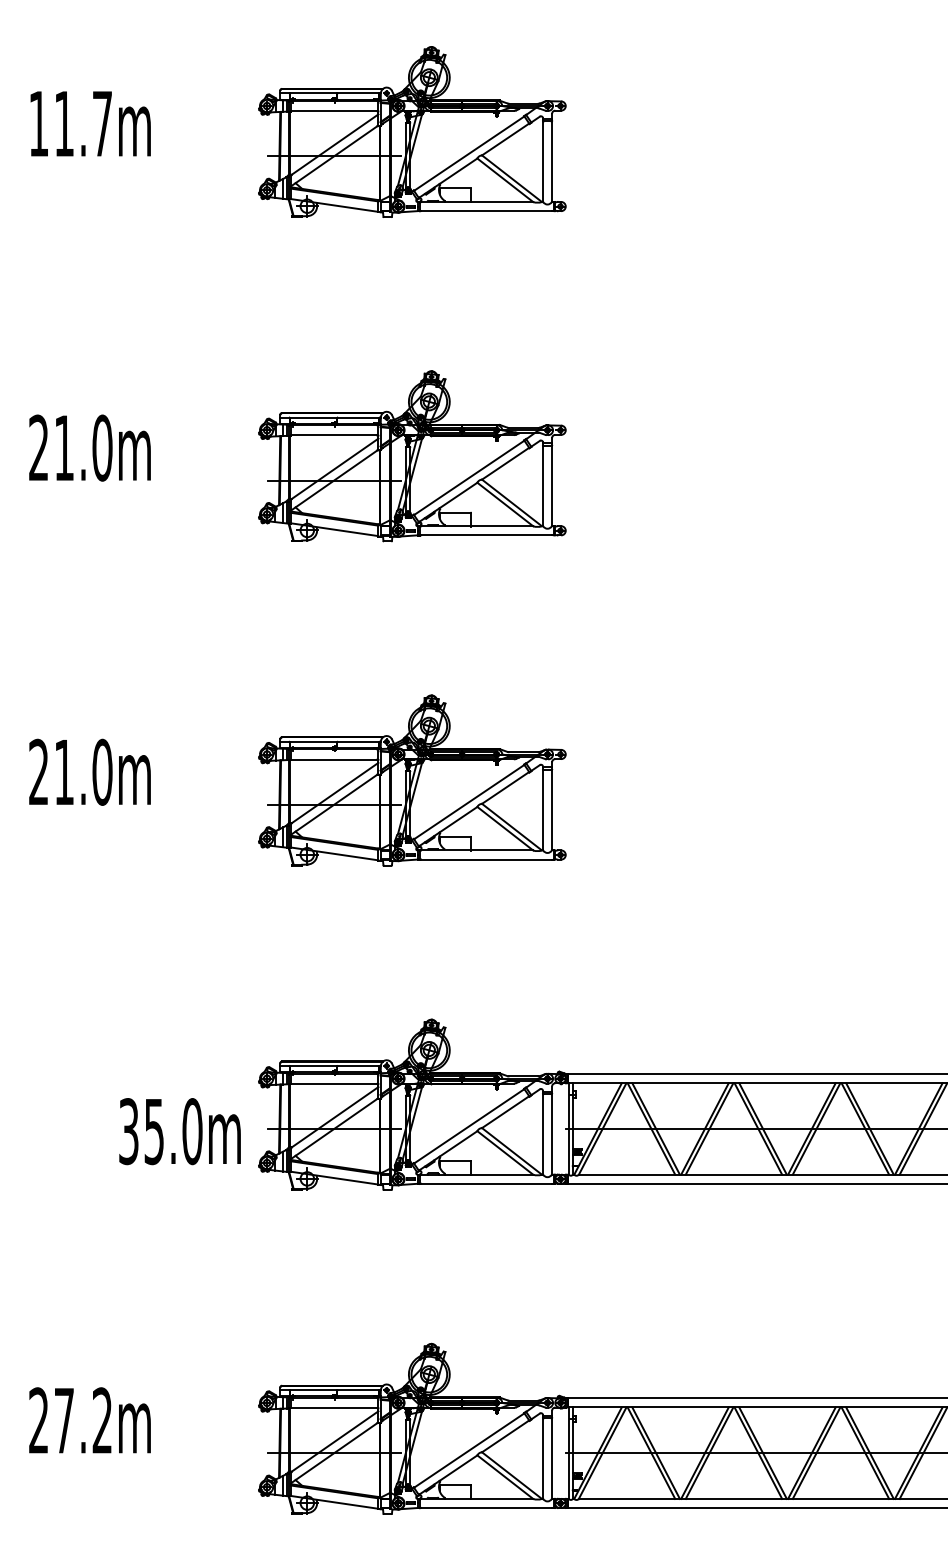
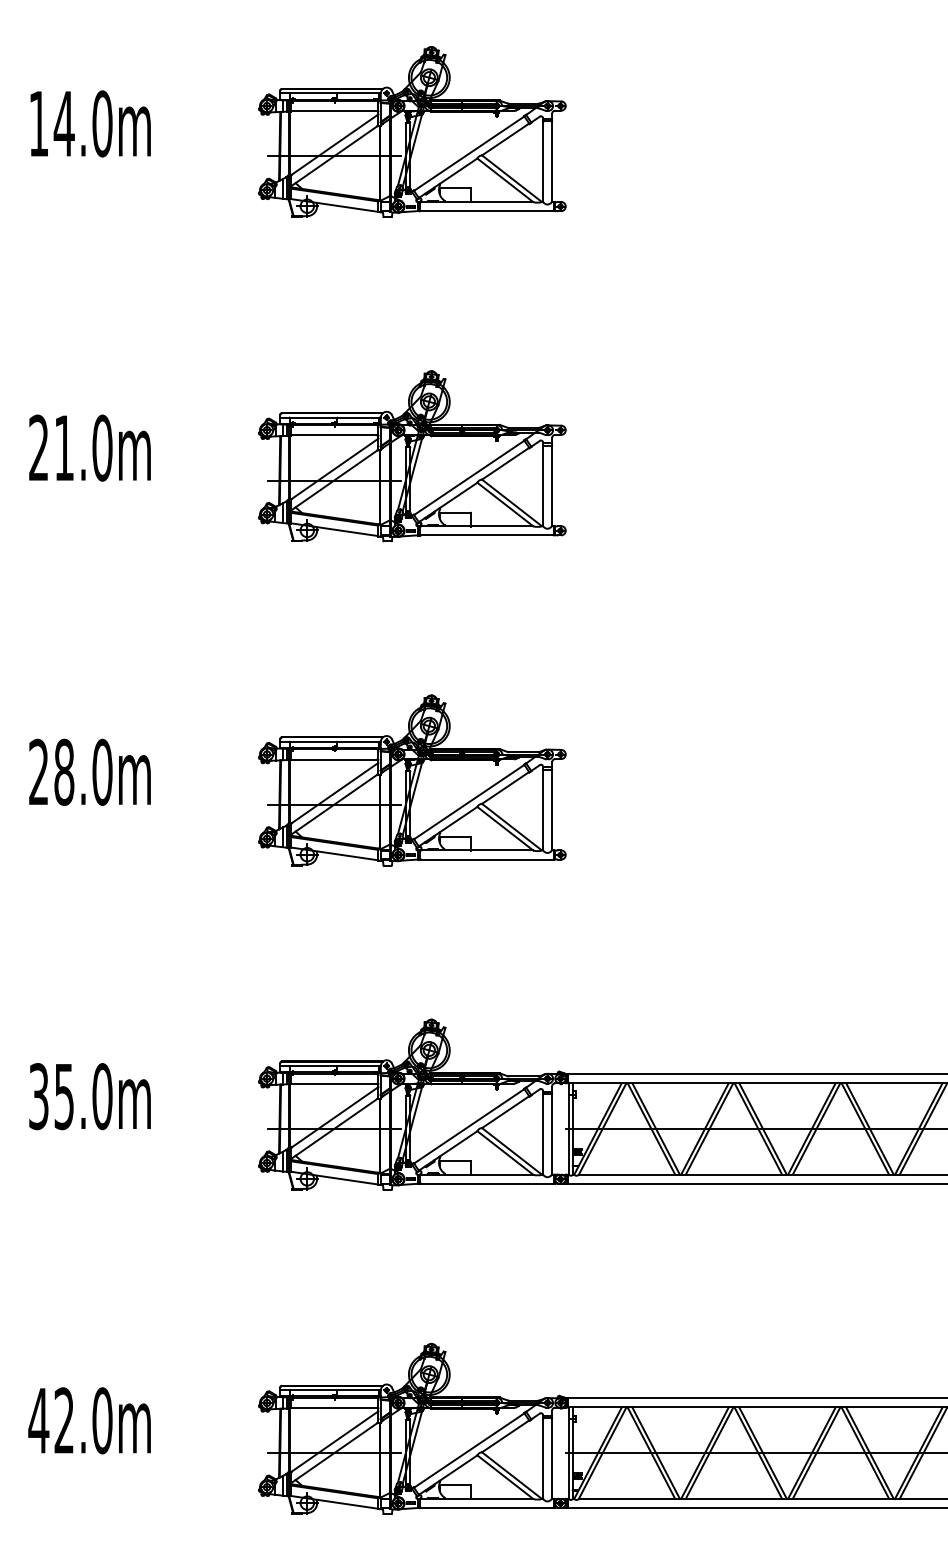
text: 11.7m -> 14.0m (82, 123)
text: 21.0m -> 28.0m (64, 771)
text position: (179, 1131) -> (89, 1096) (89, 1096)
text: 27.2m -> 42.0m (70, 1420)
